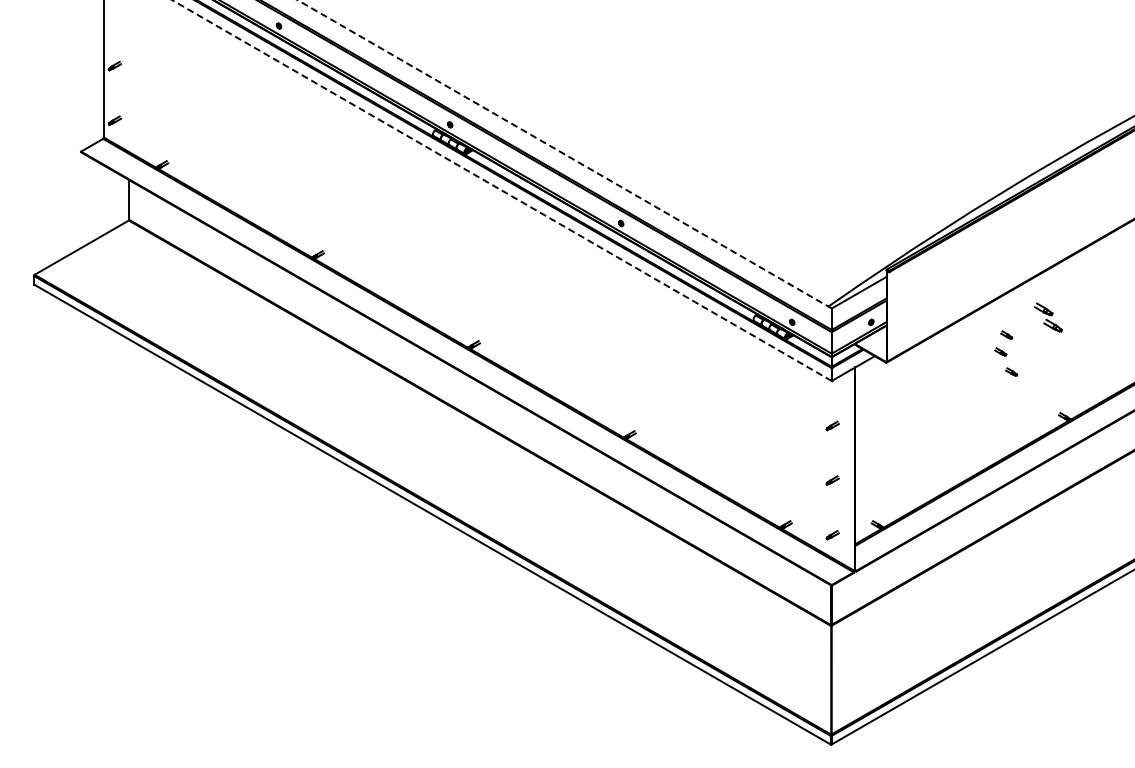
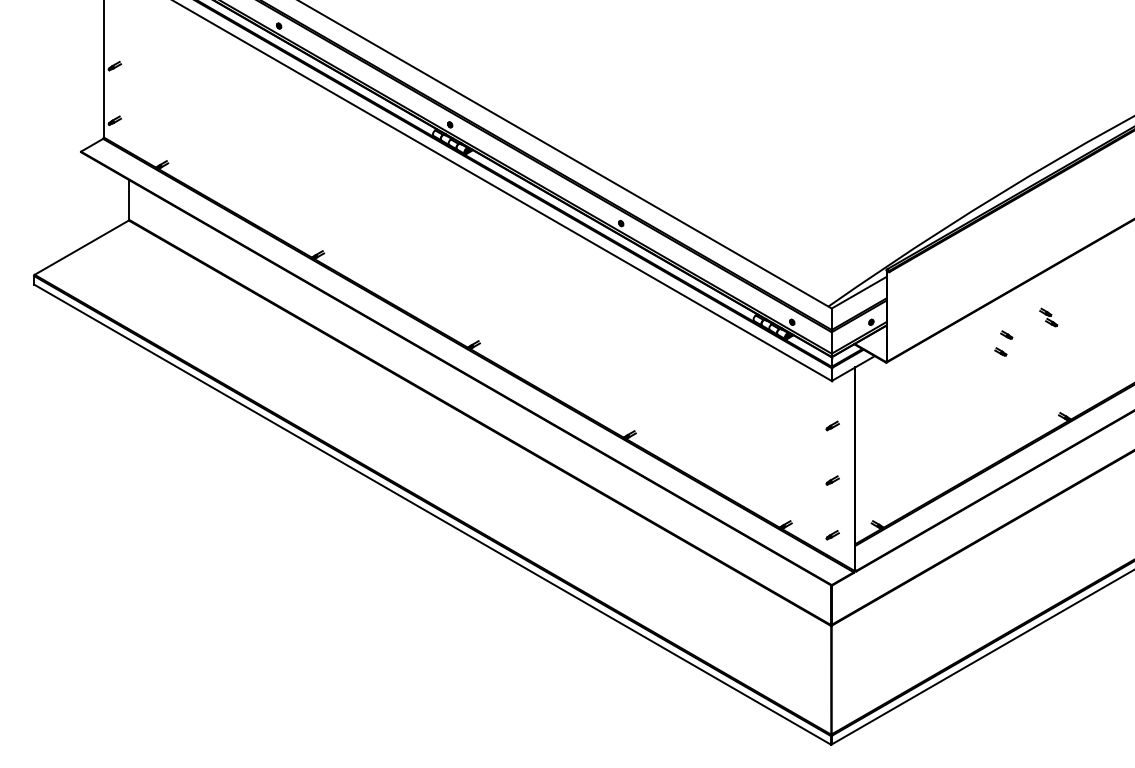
line: dashed -> solid (564, 154)
line: dashed -> solid (501, 190)
part size: 30x31 px -> 20x21 px (1048, 317)
part: present -> none (1011, 371)
